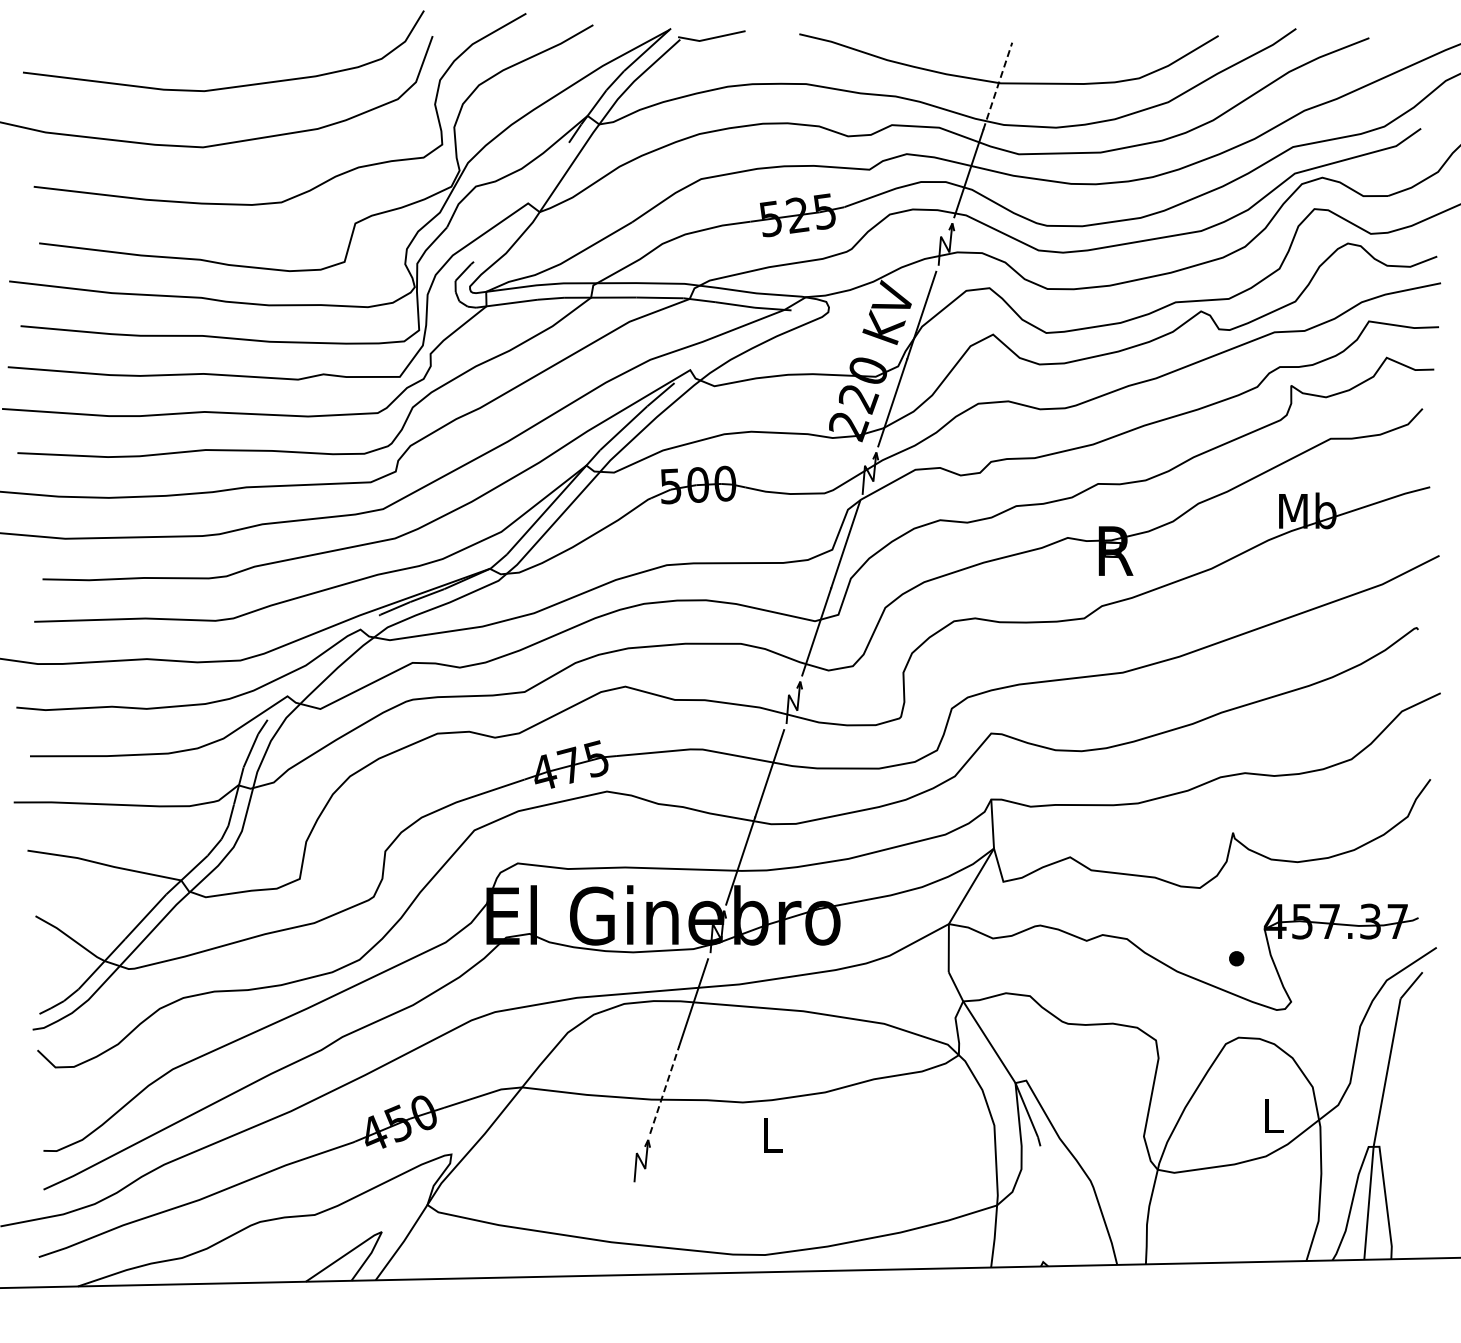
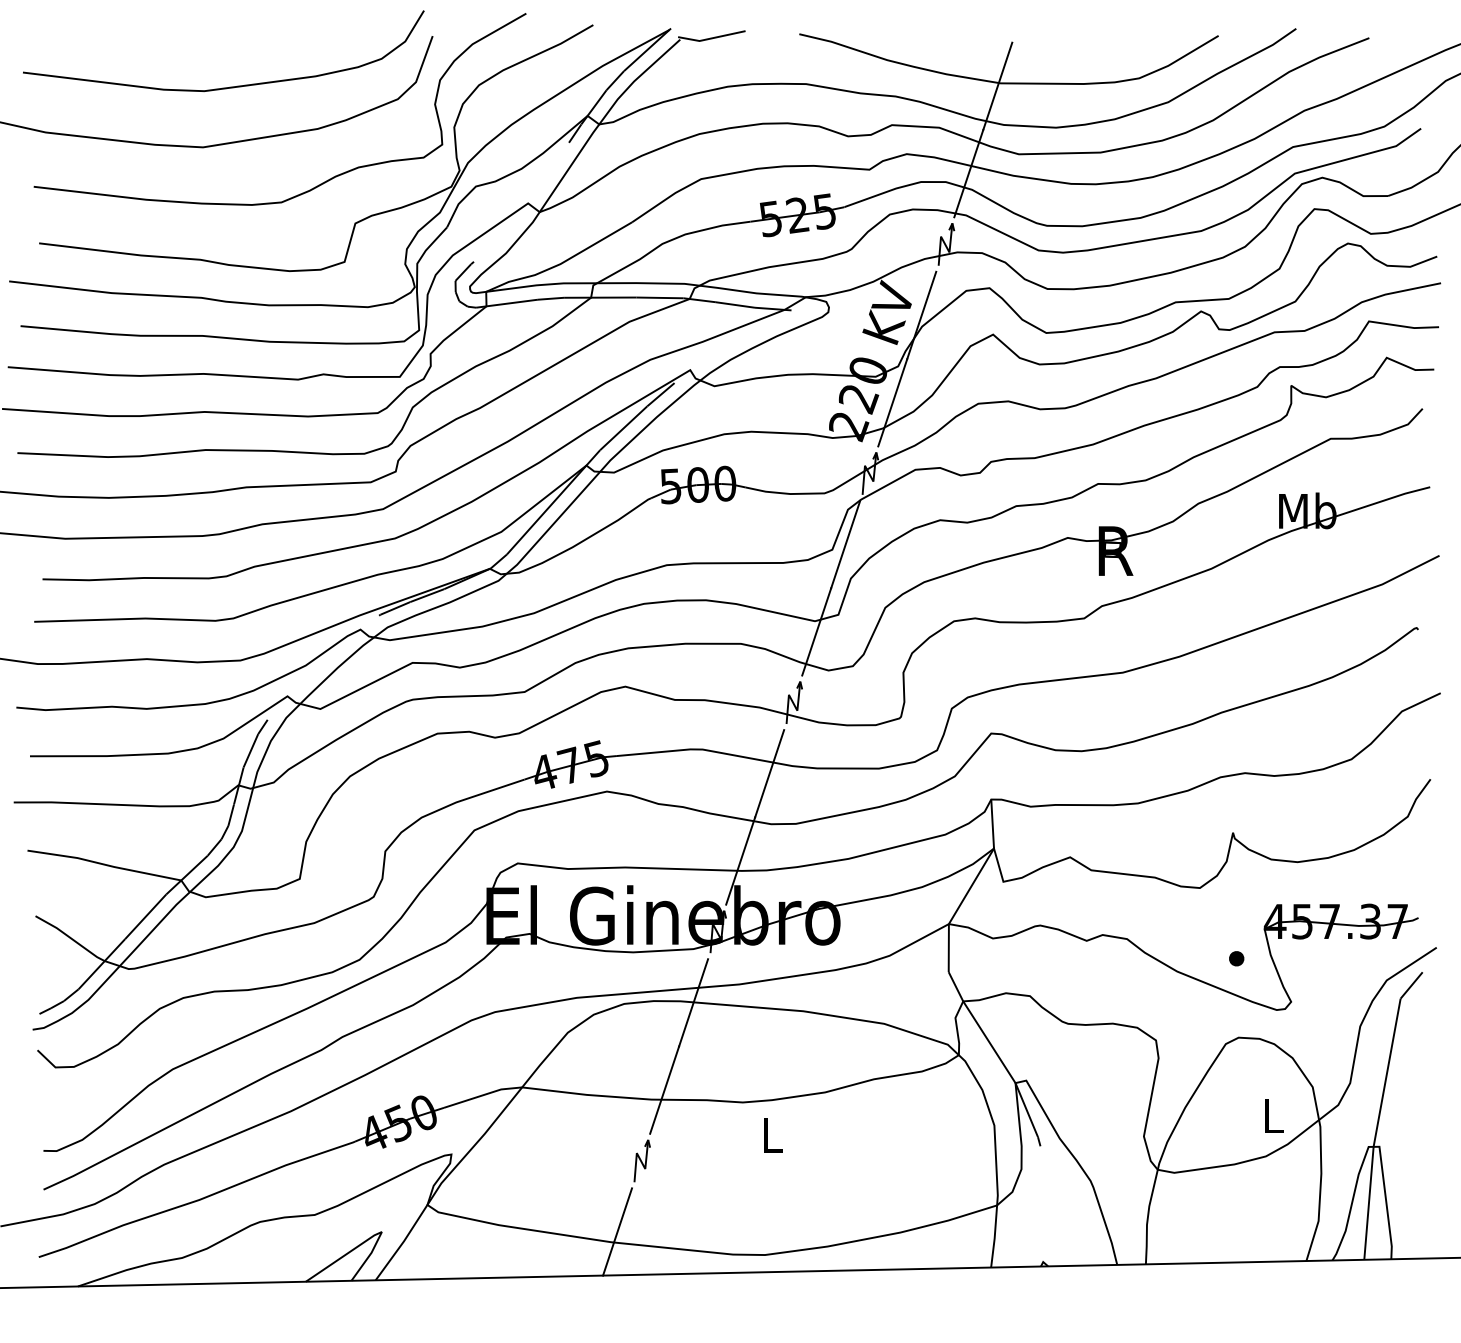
line: dashed -> solid (997, 86)
line: dashed -> solid (664, 1090)
line: none -> present (617, 1231)
